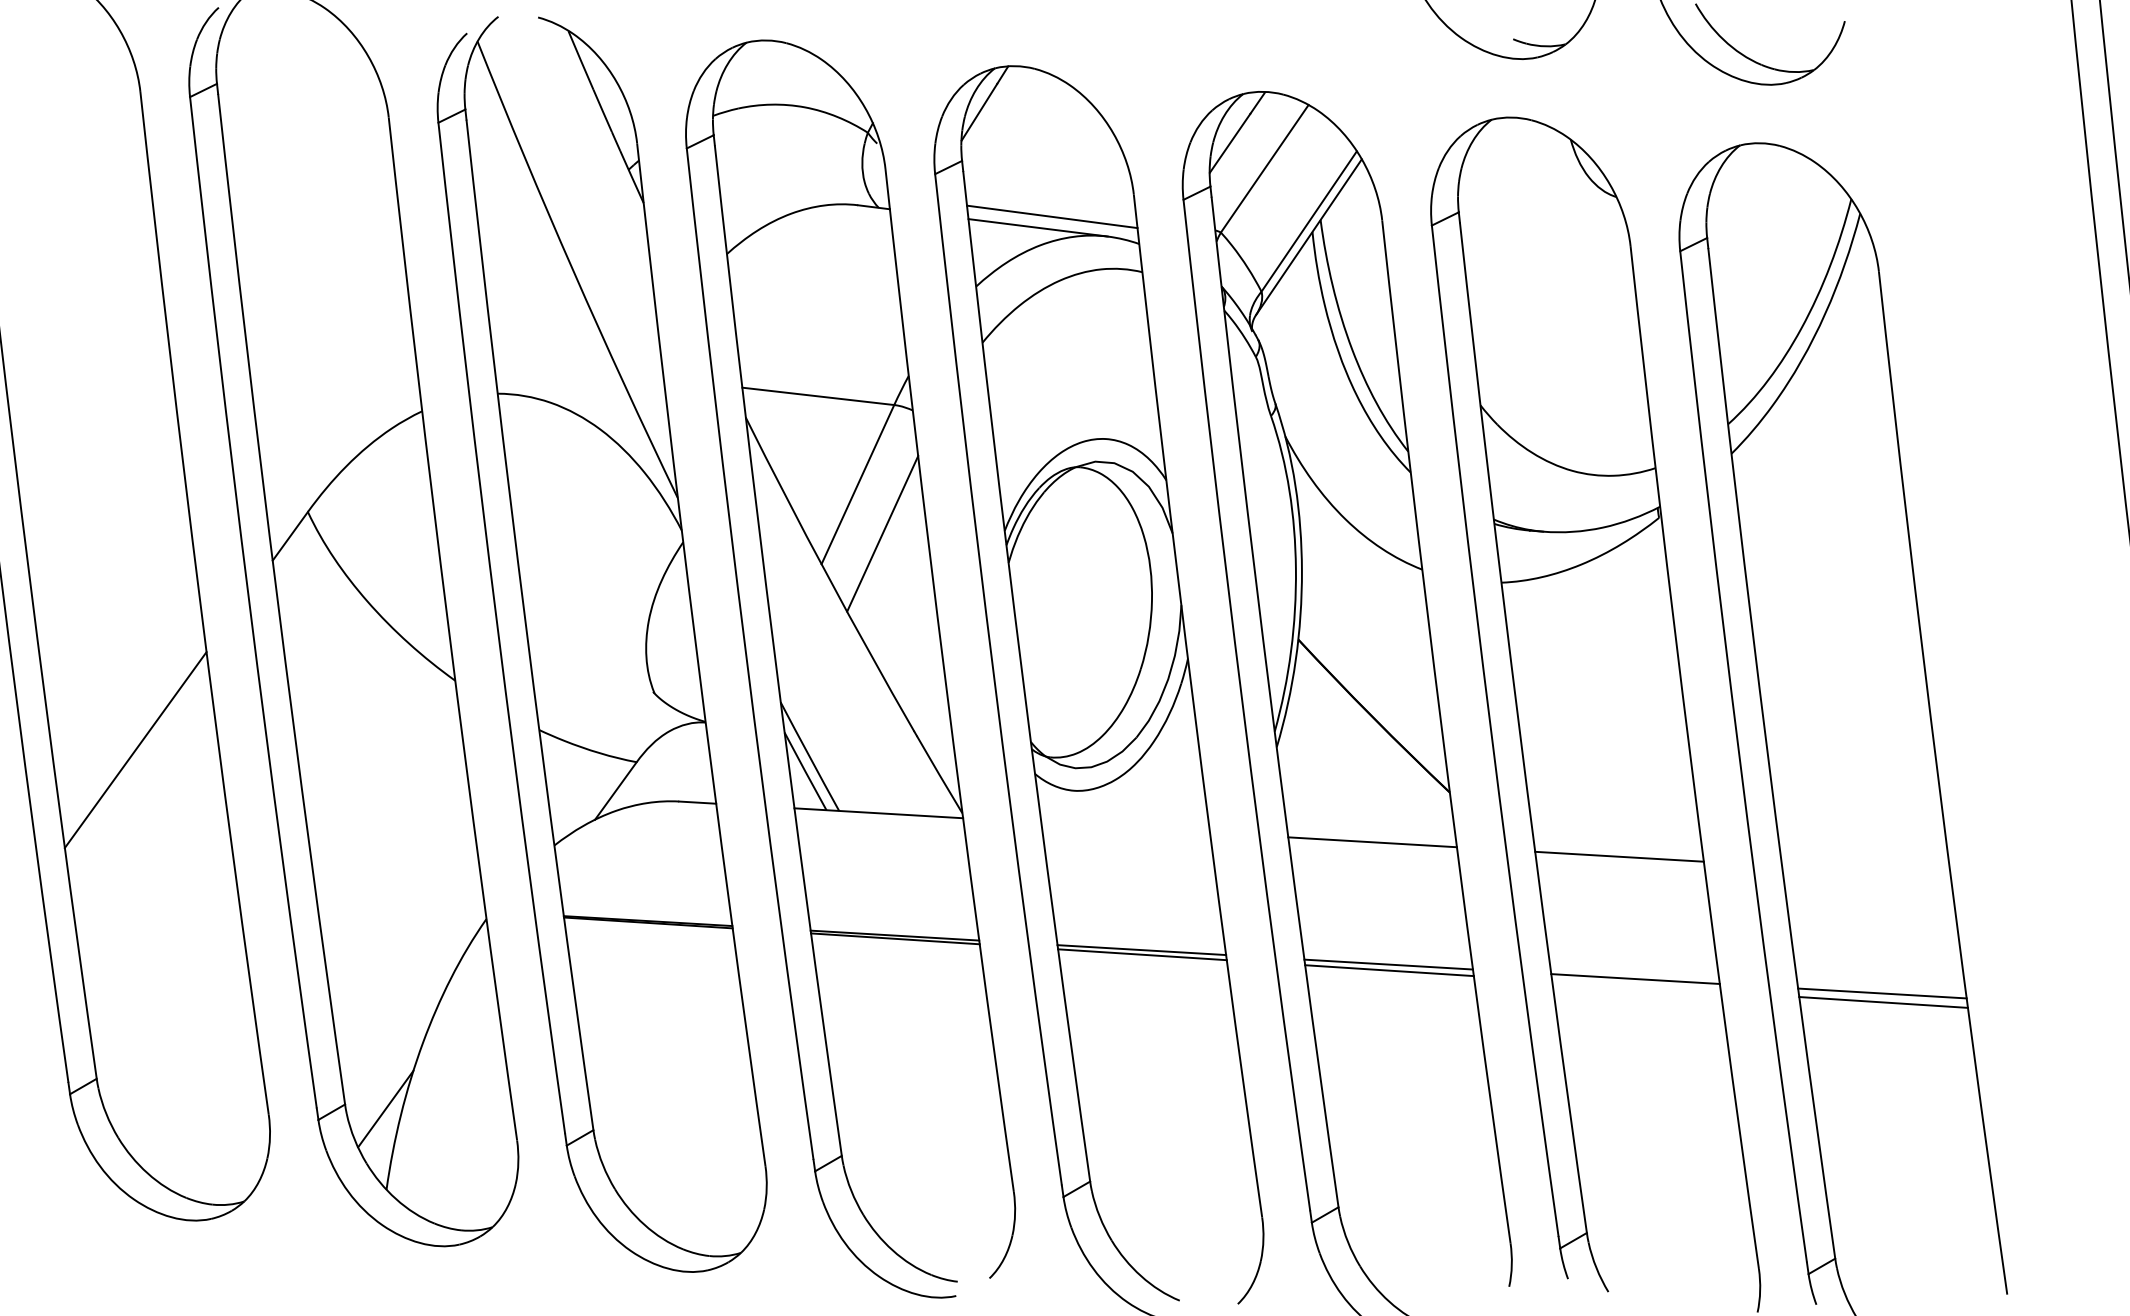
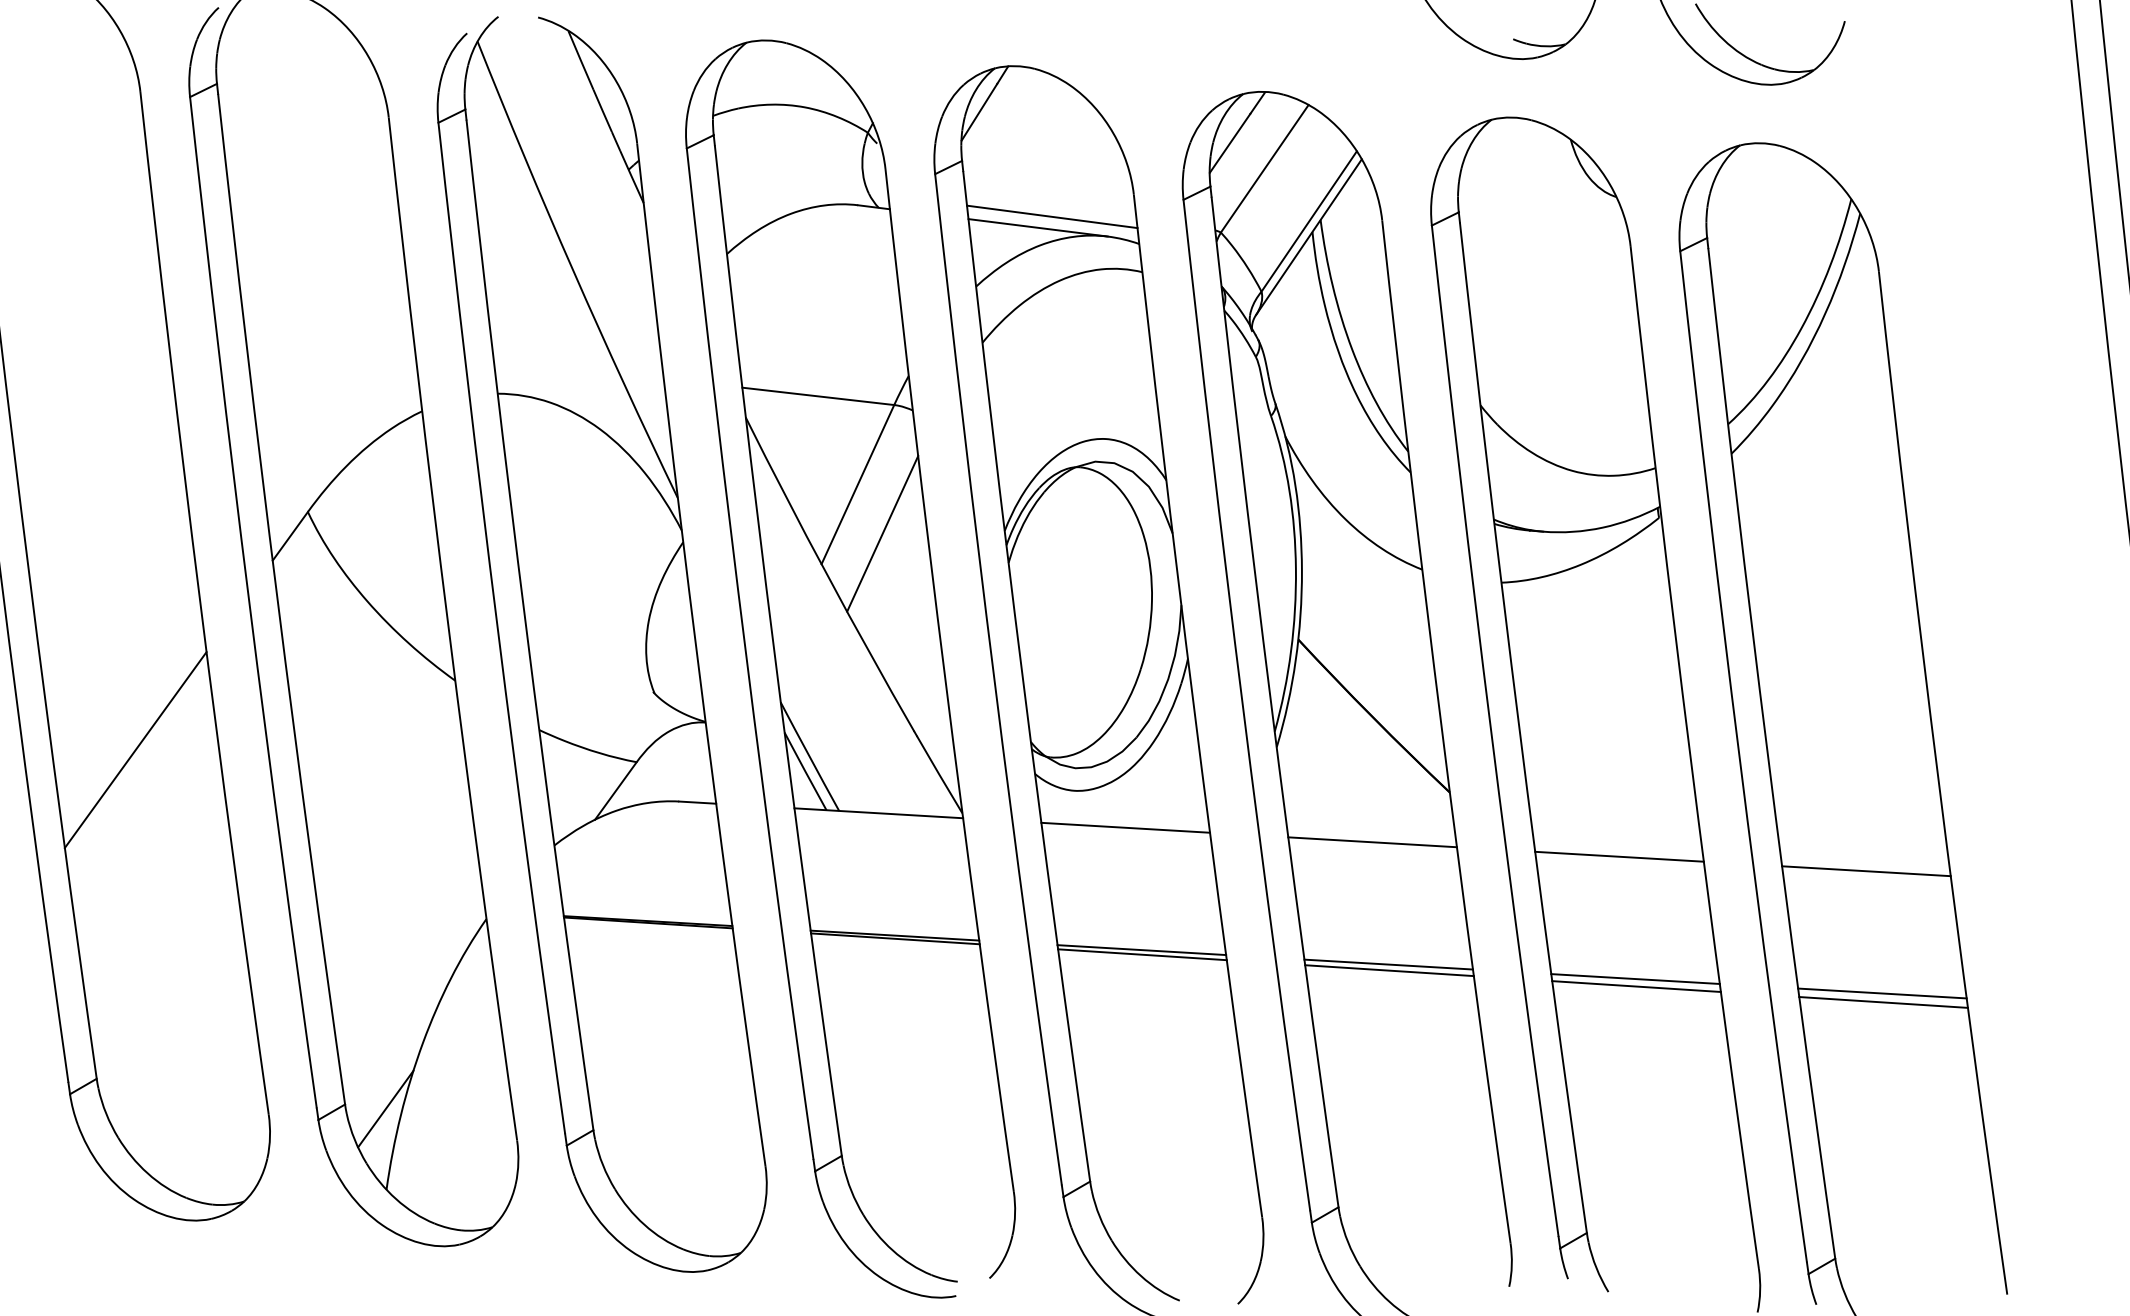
line: none -> present (1125, 827)
line: none -> present (1866, 871)
line: none -> present (1636, 986)
